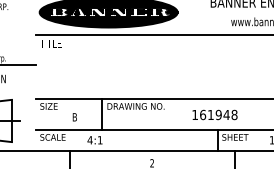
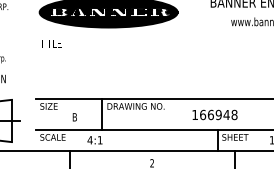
line: present -> none (152, 35)
line: present -> none (18, 65)
text: 161948 -> 166948 (210, 114)
